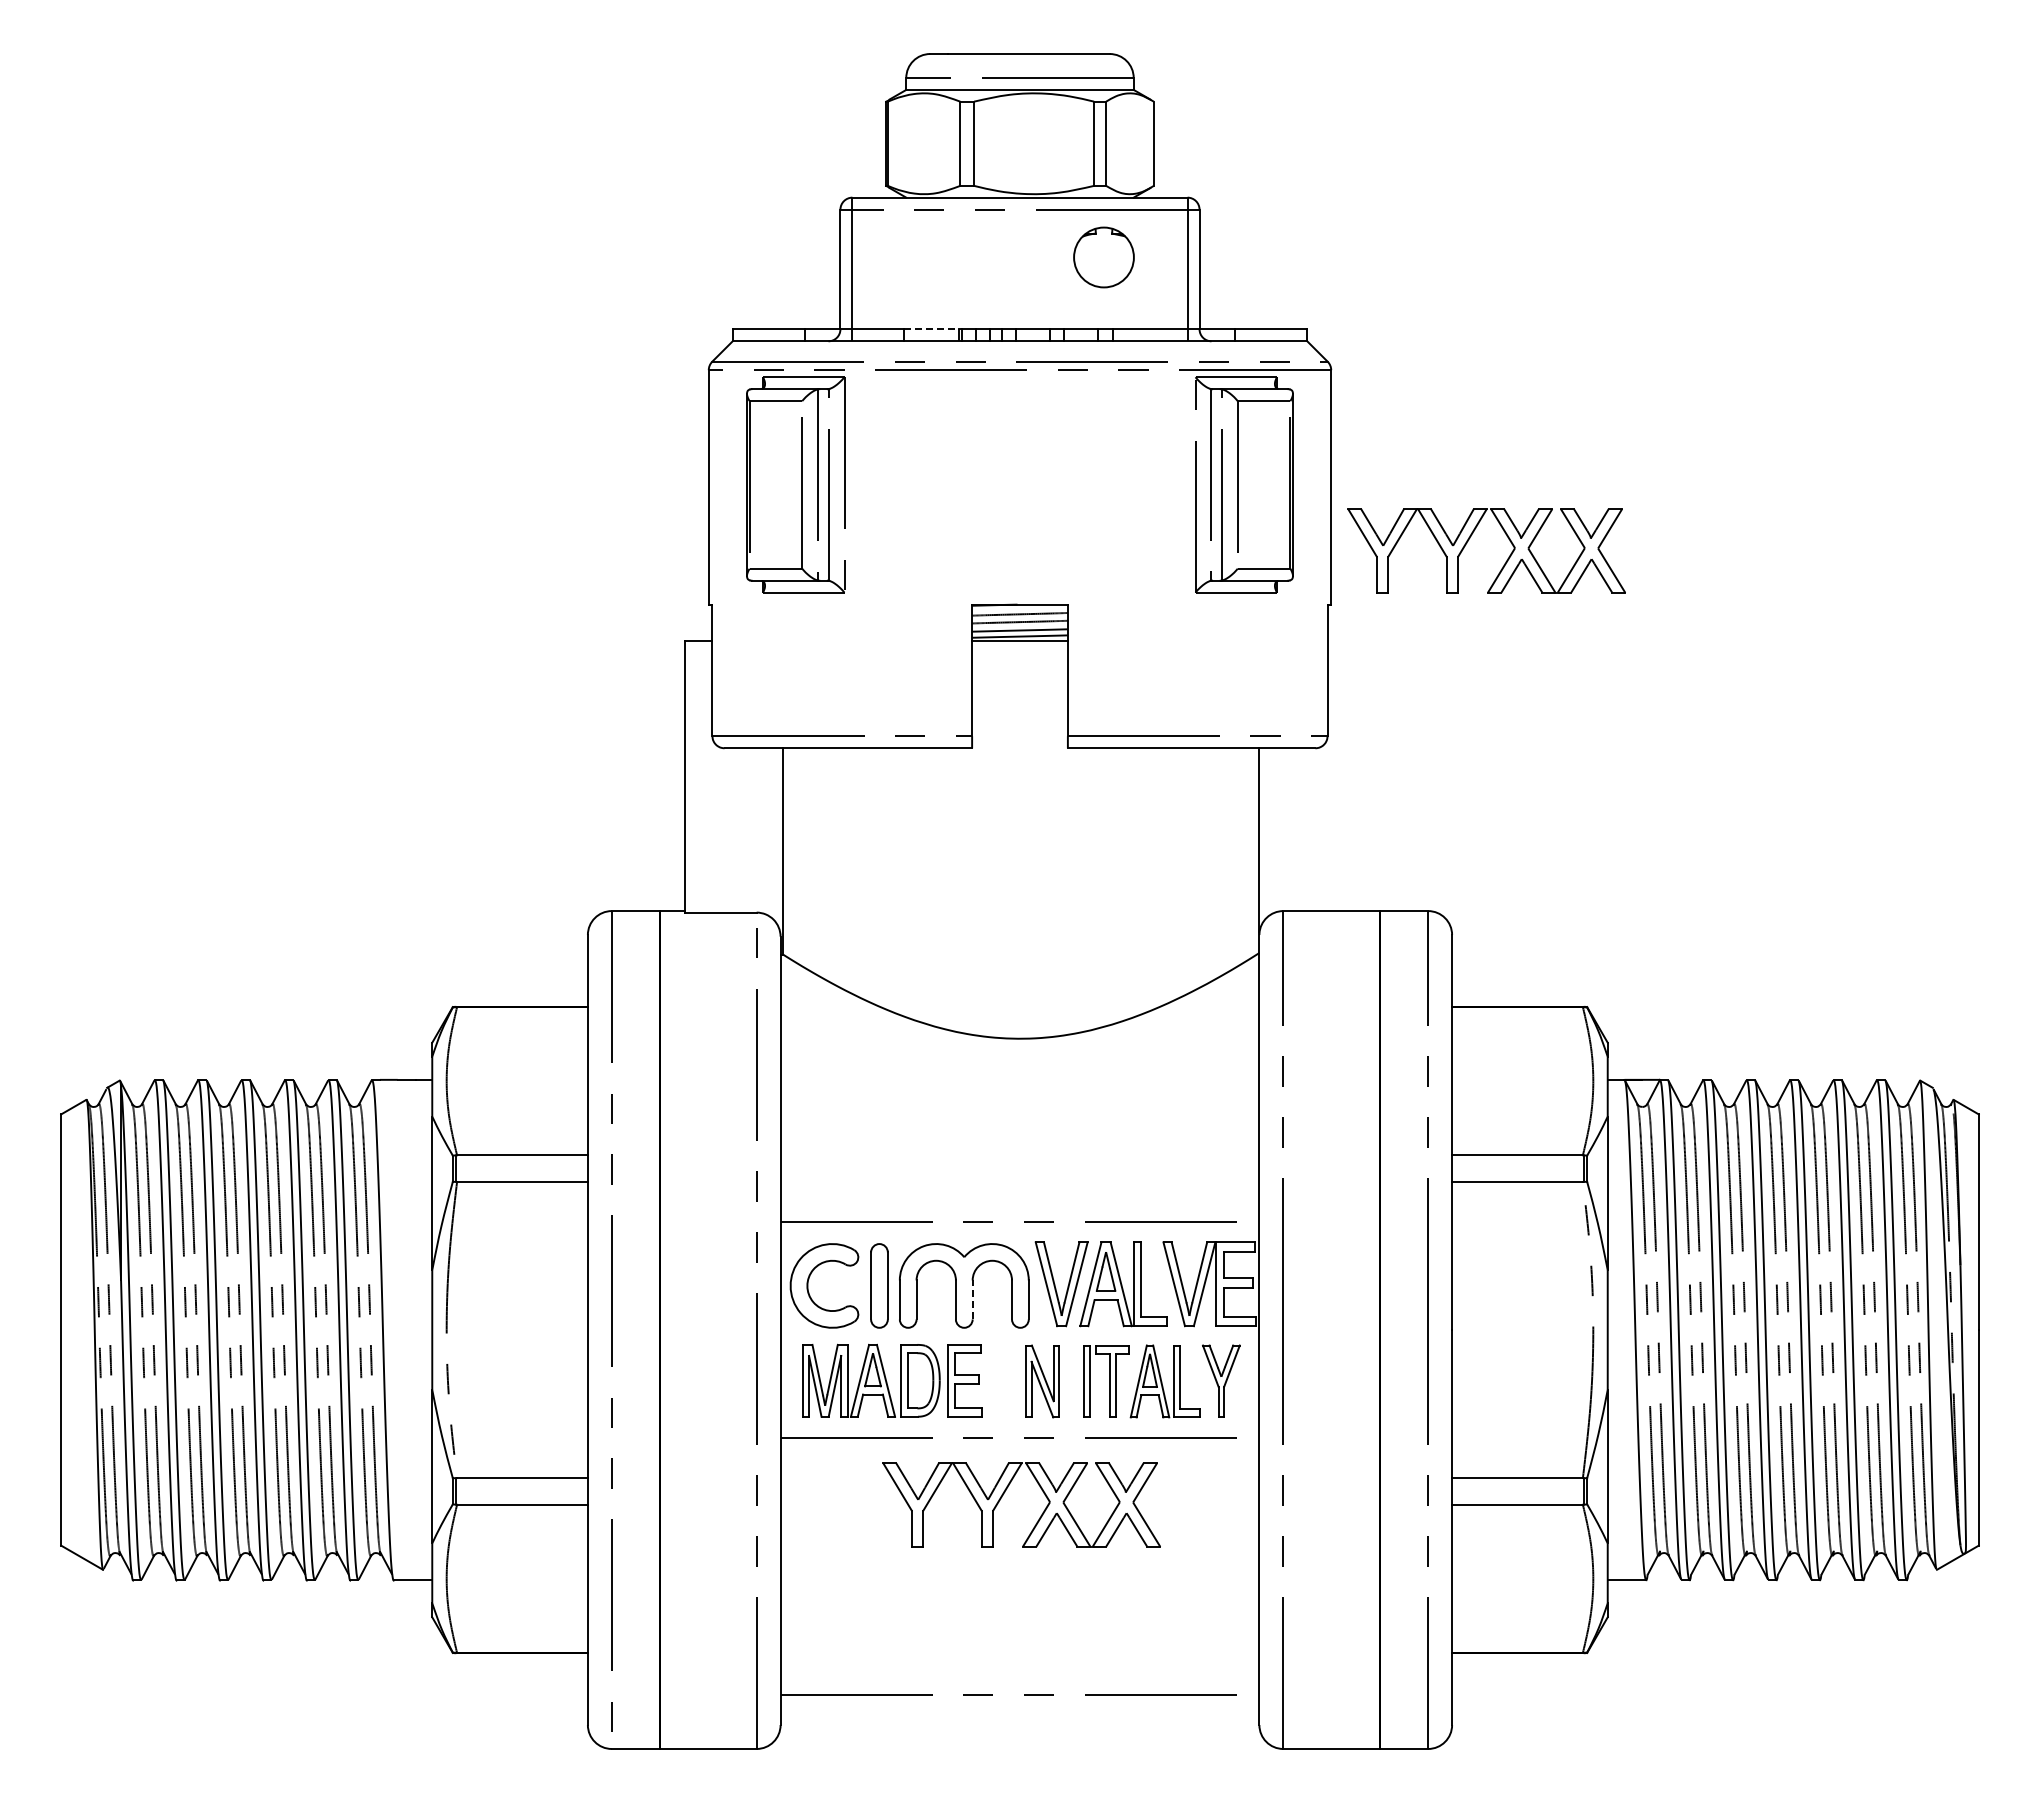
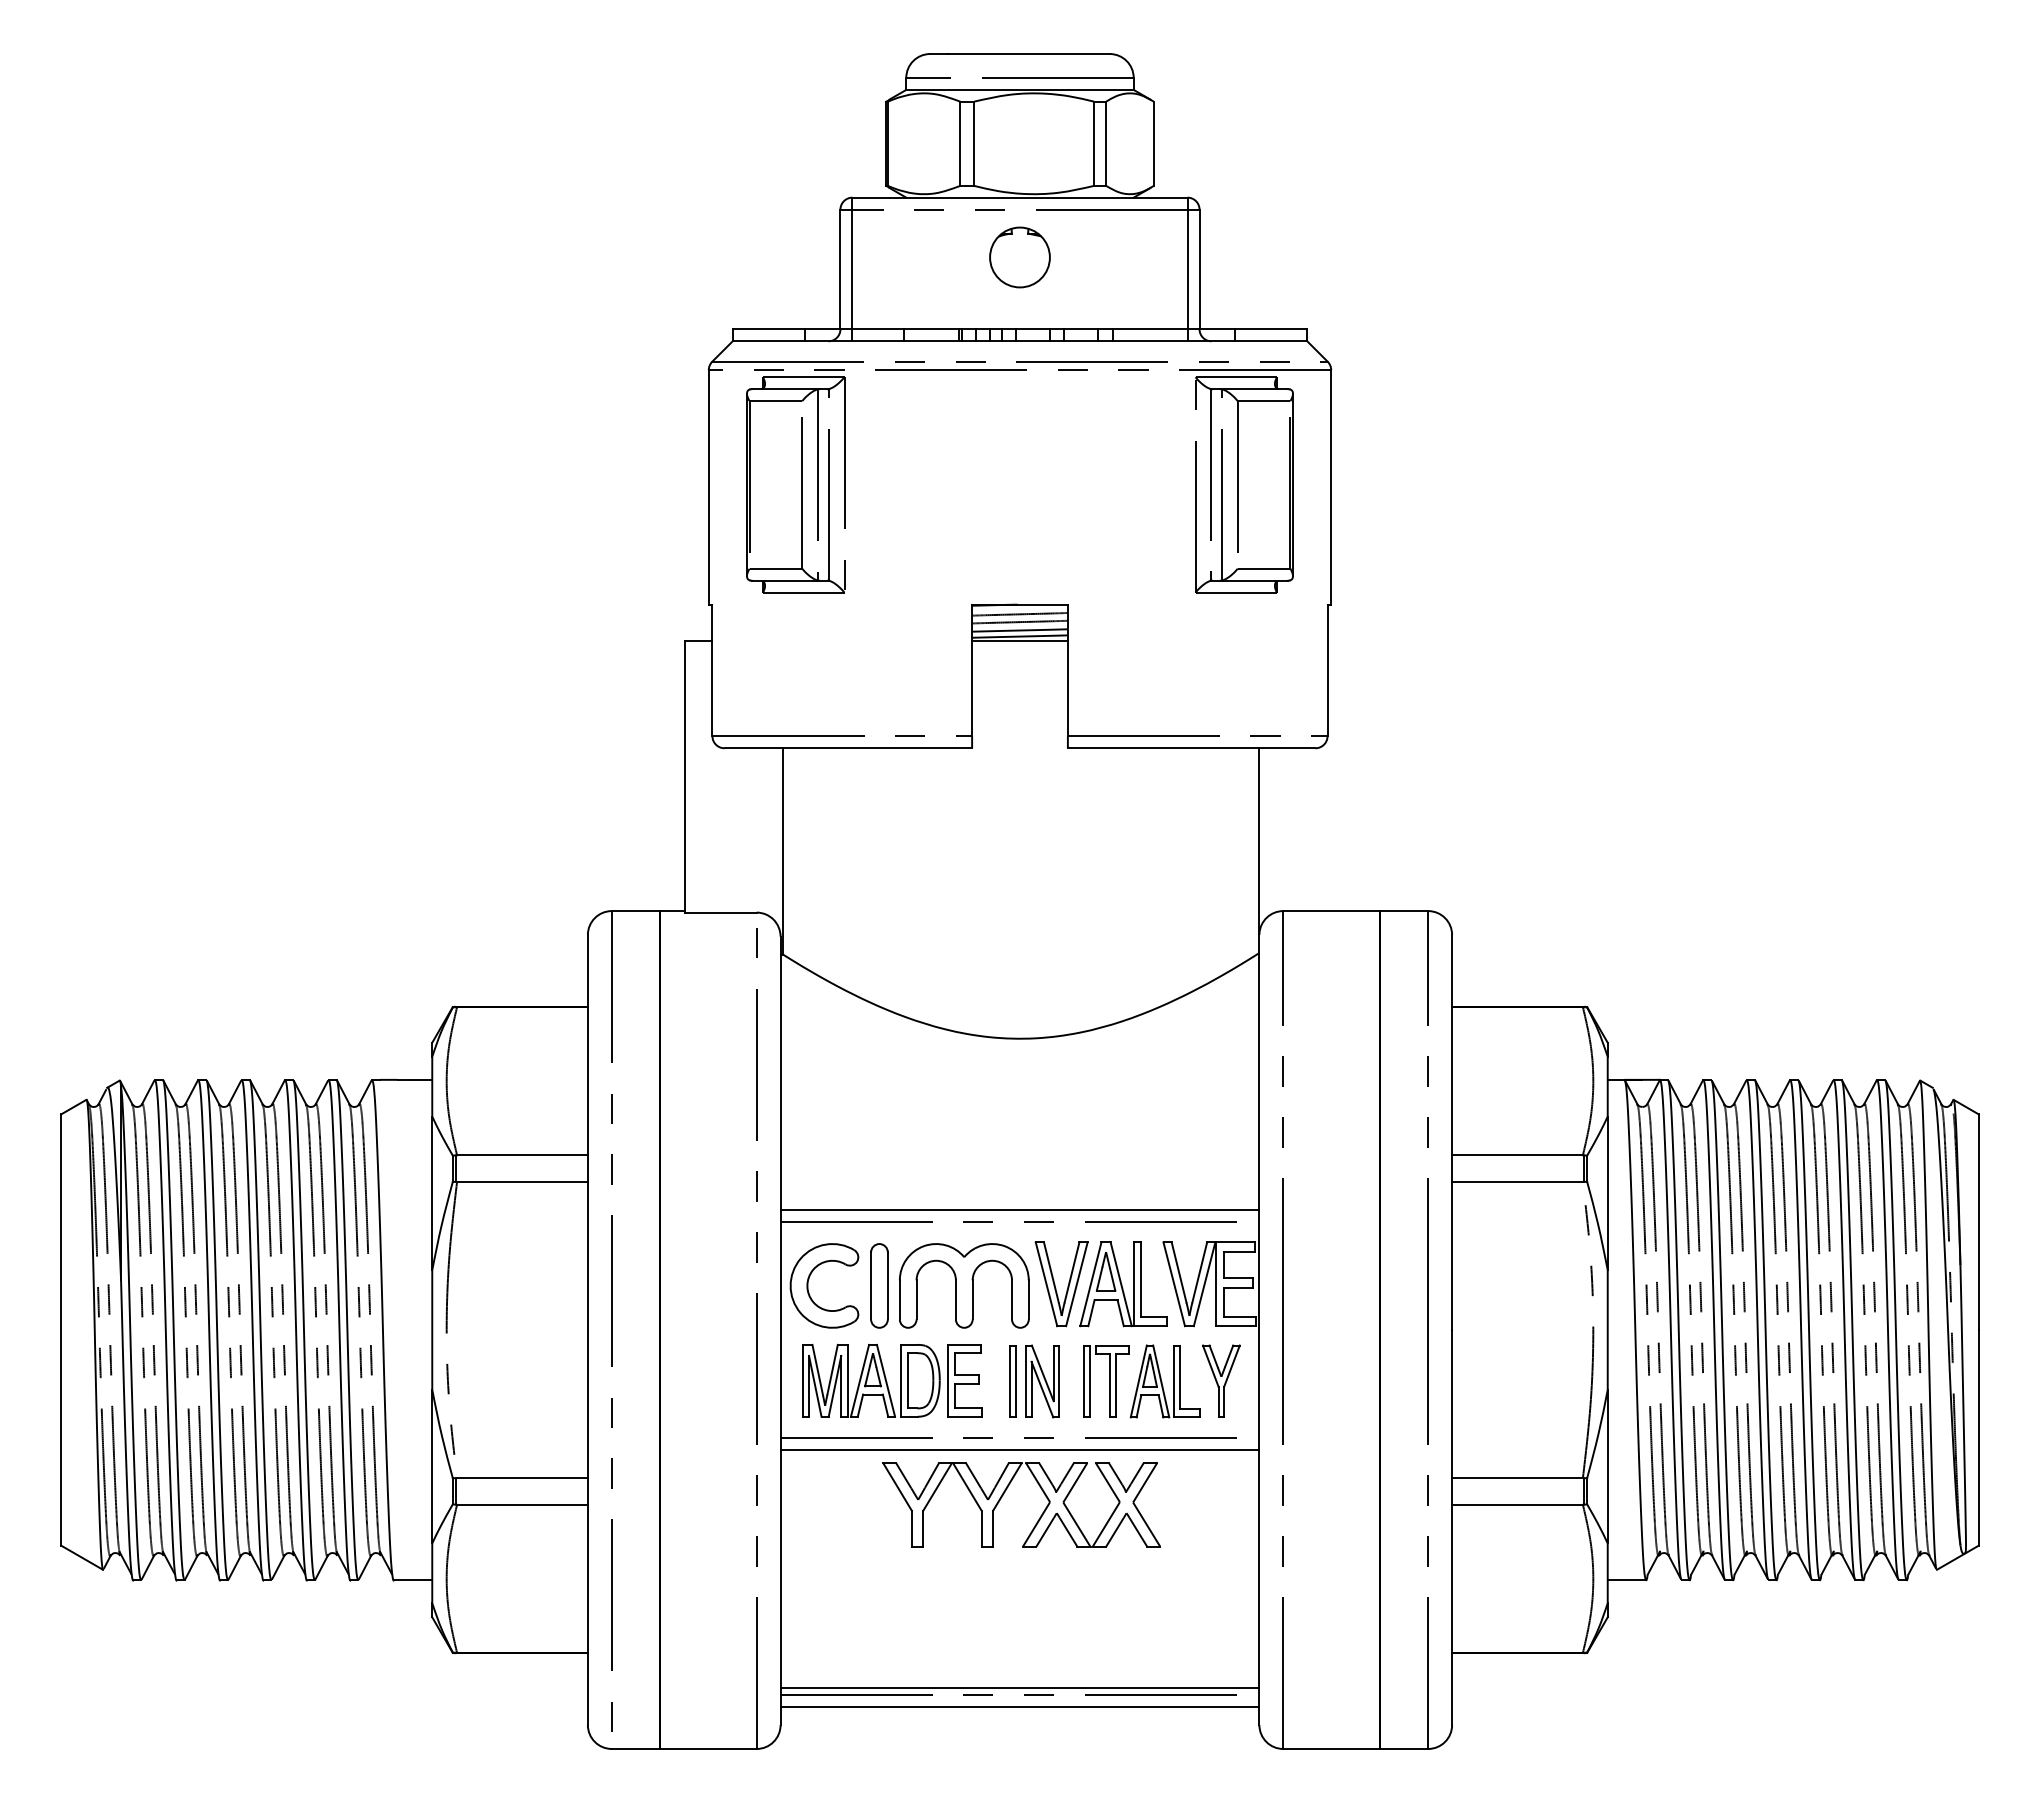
part position: (1103, 257) -> (1019, 257) (1019, 257)
line: dashed -> solid (932, 329)
part: present -> none (1470, 538)
line: none -> present (1019, 1210)
line: dashed -> solid (972, 1299)
part: none -> present (1012, 1381)
line: none -> present (1019, 1449)
line: none -> present (1019, 1687)
line: none -> present (1019, 1707)
